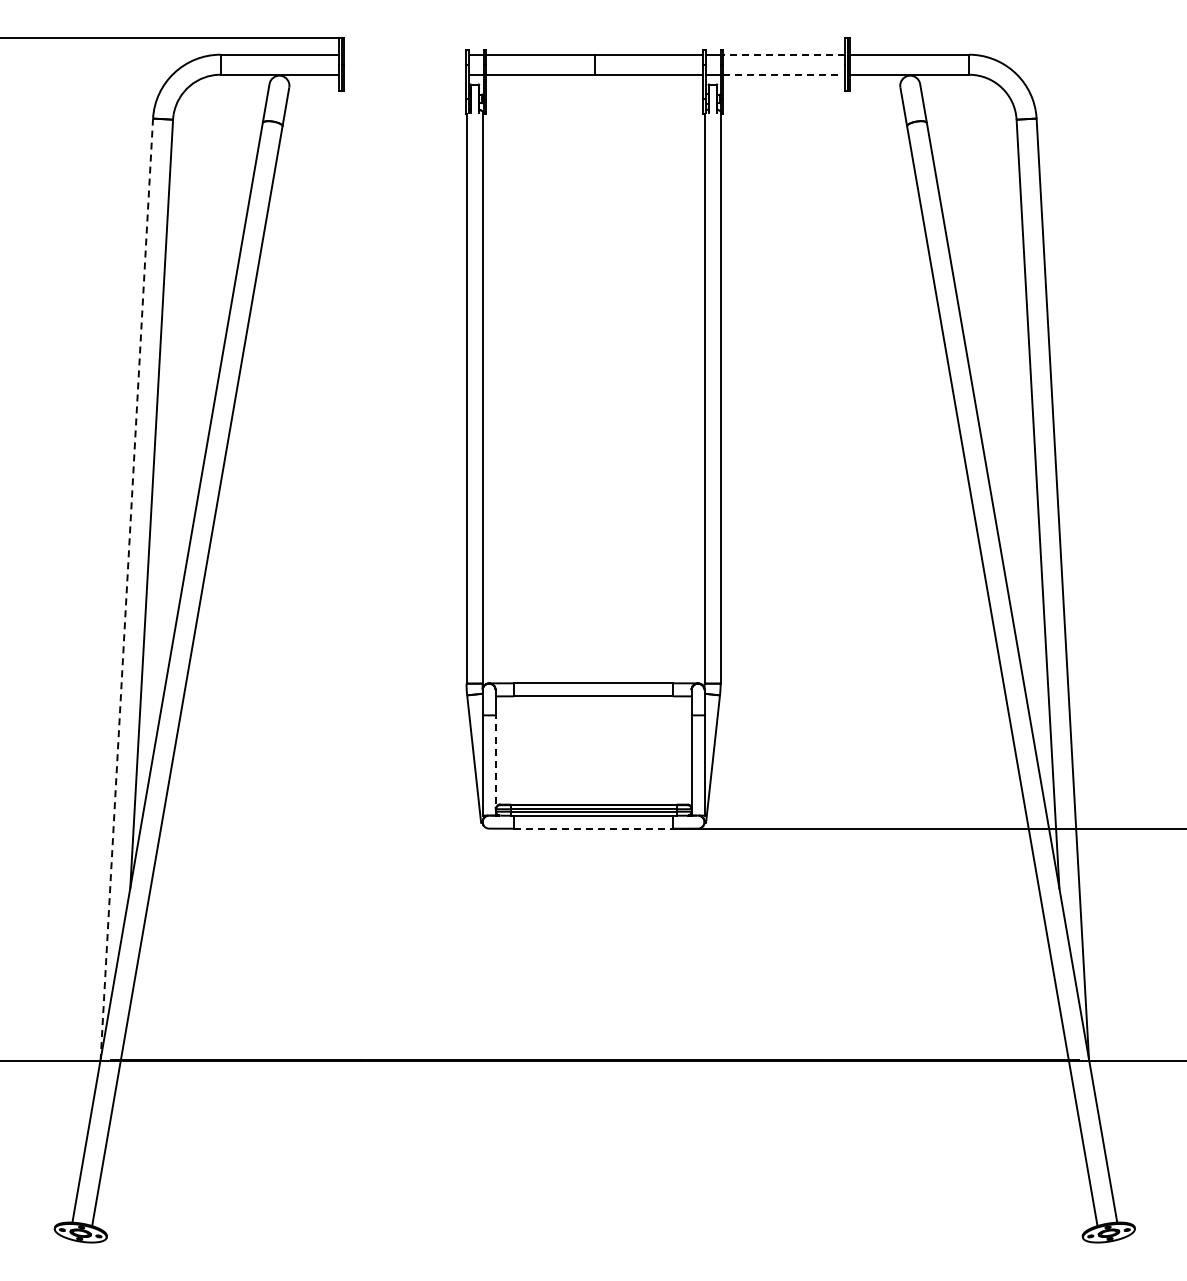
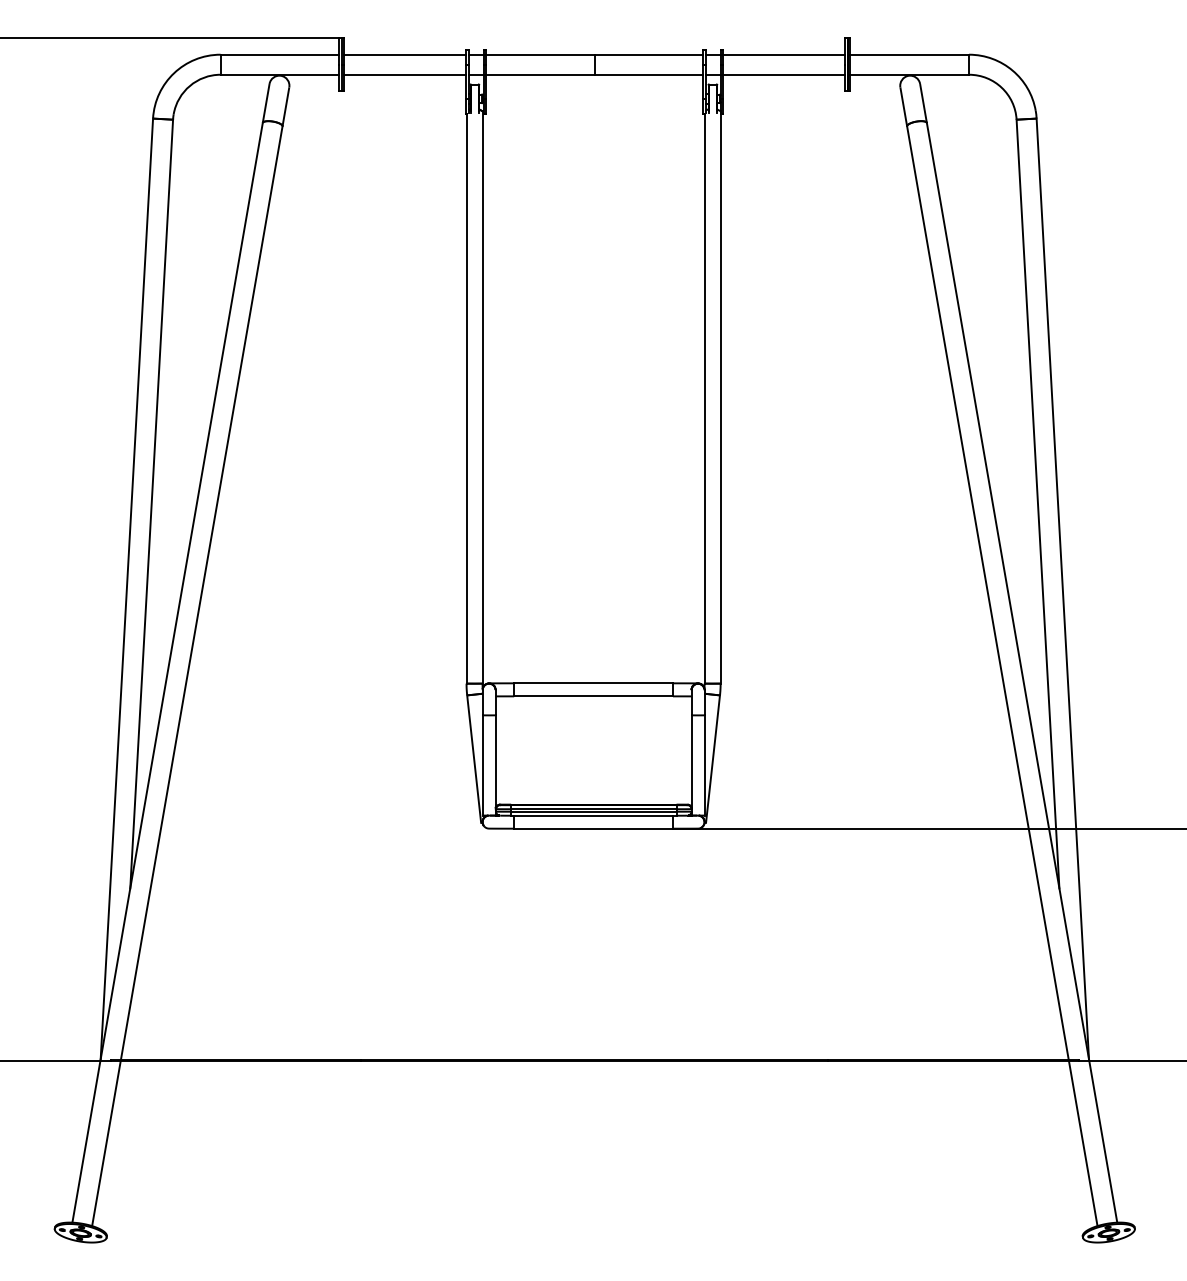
line: none -> present (405, 54)
line: dashed -> solid (783, 54)
line: none -> present (405, 74)
line: dashed -> solid (784, 74)
line: dashed -> solid (126, 589)
line: dashed -> solid (495, 764)
line: dashed -> solid (594, 828)
